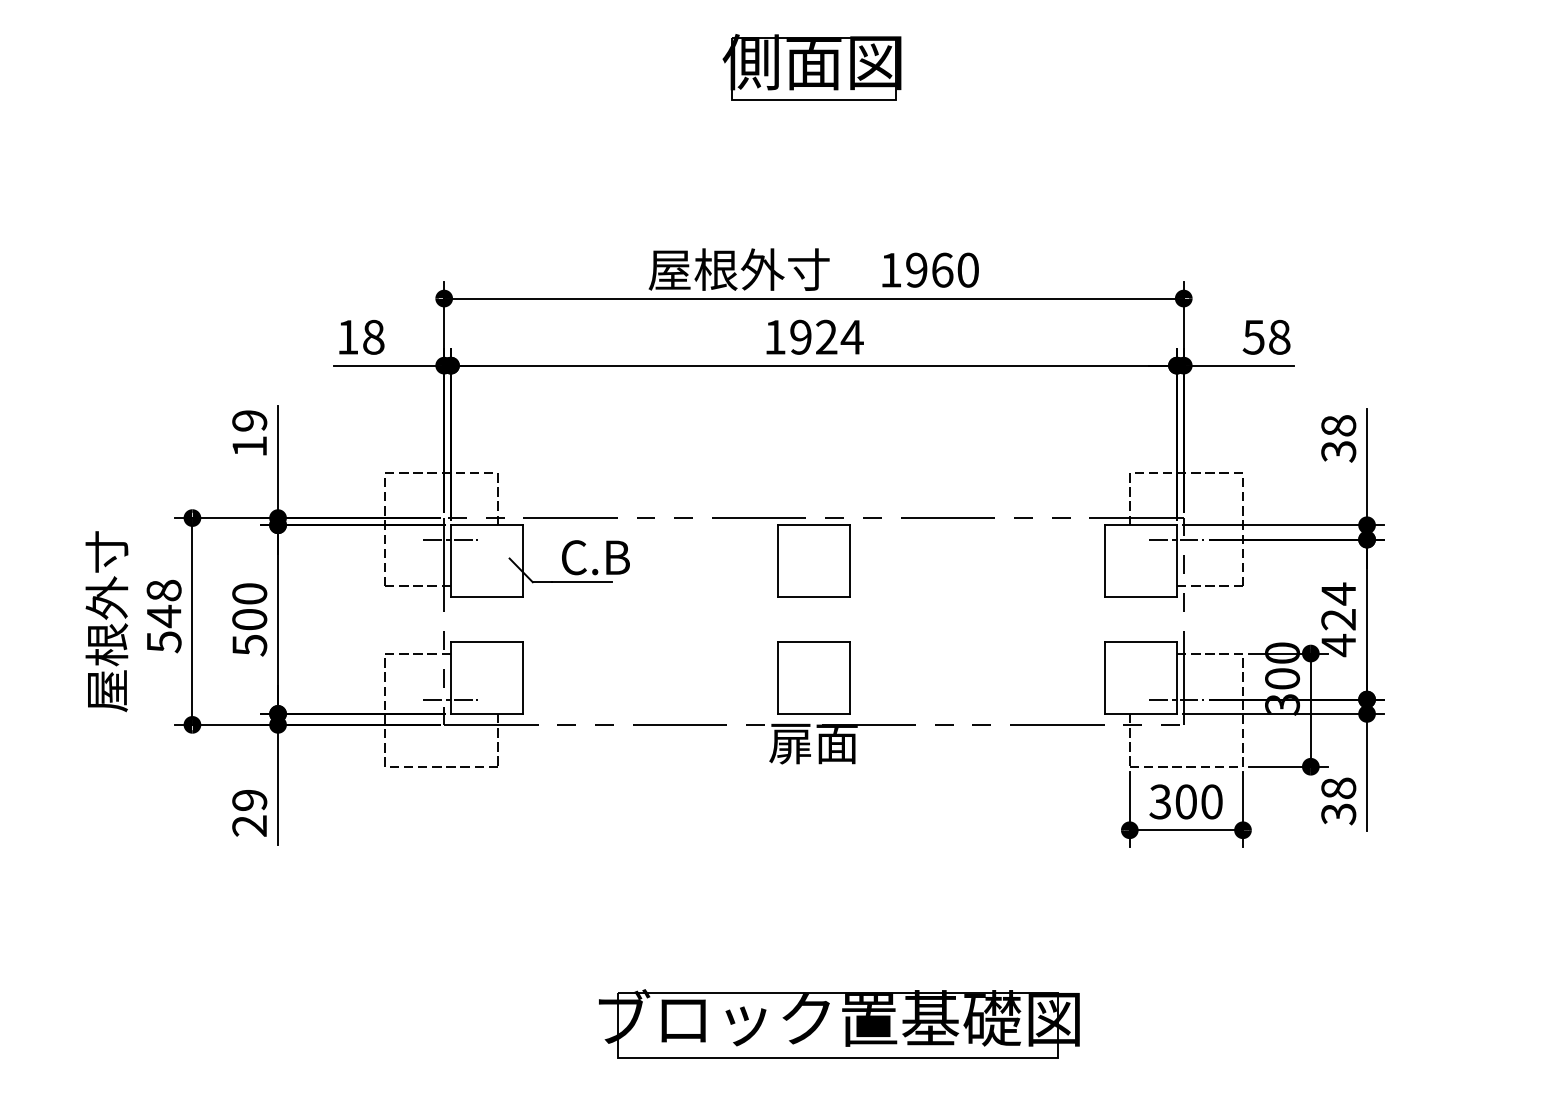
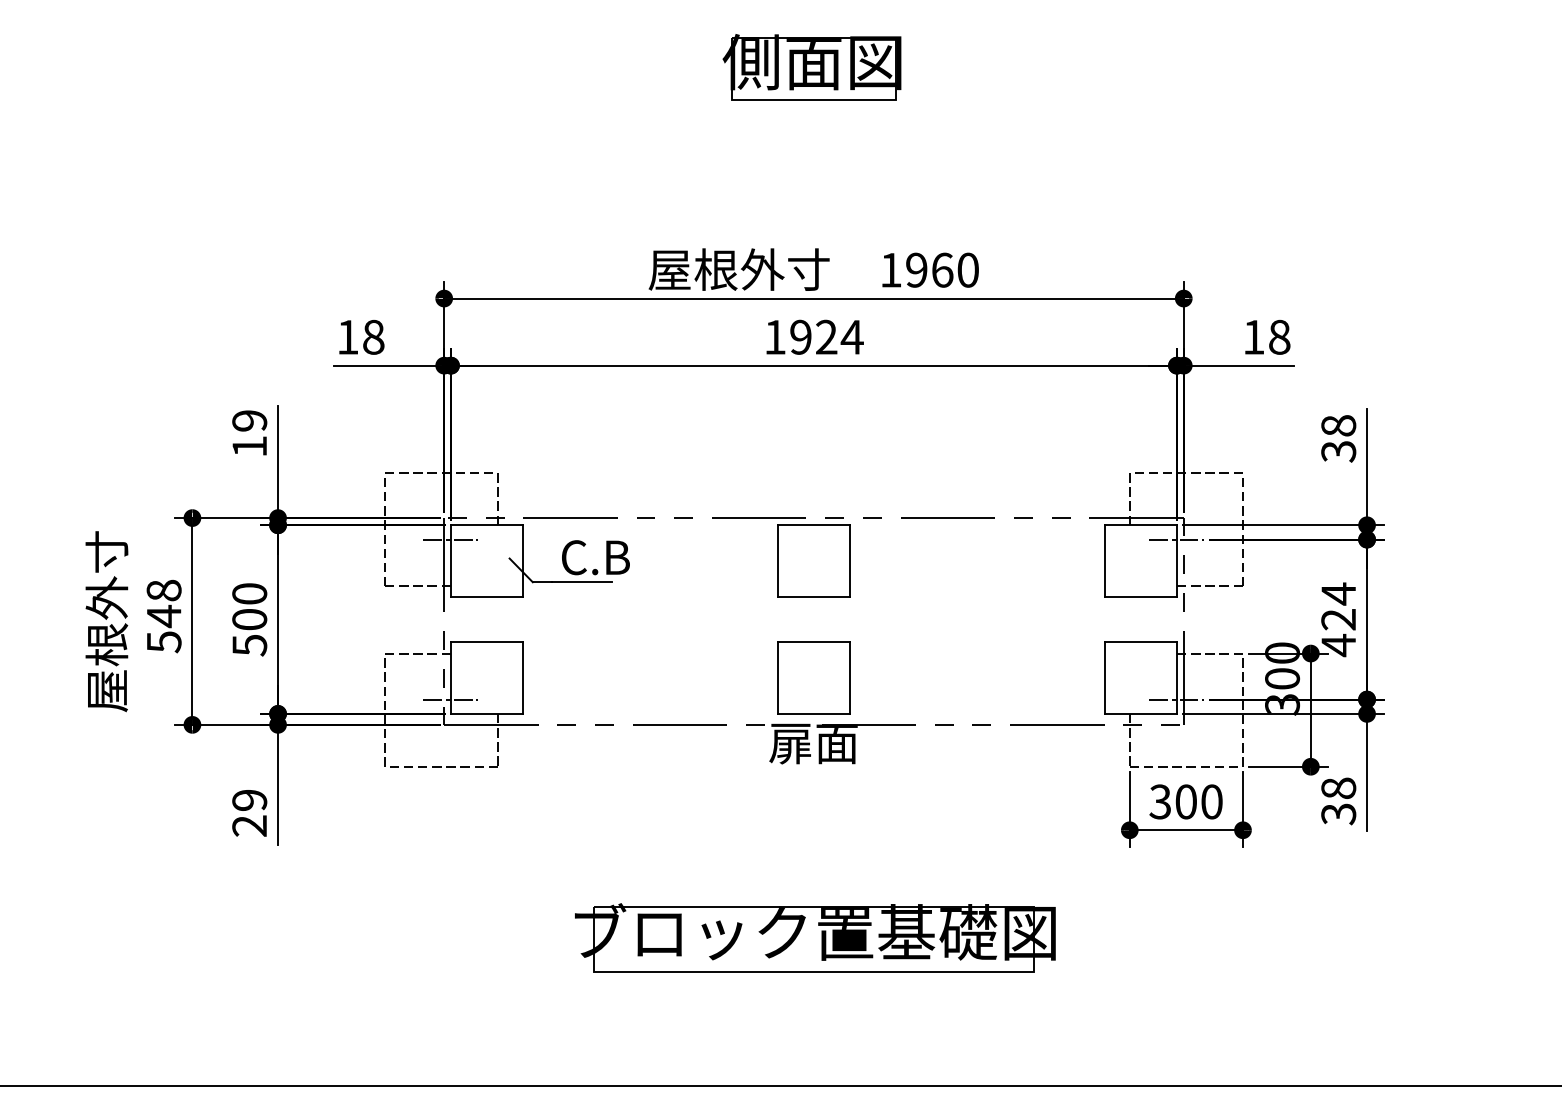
text: 58 -> 18 (1253, 337)
part position: (839, 1023) -> (815, 937) (815, 937)
line: none -> present (780, 1086)
